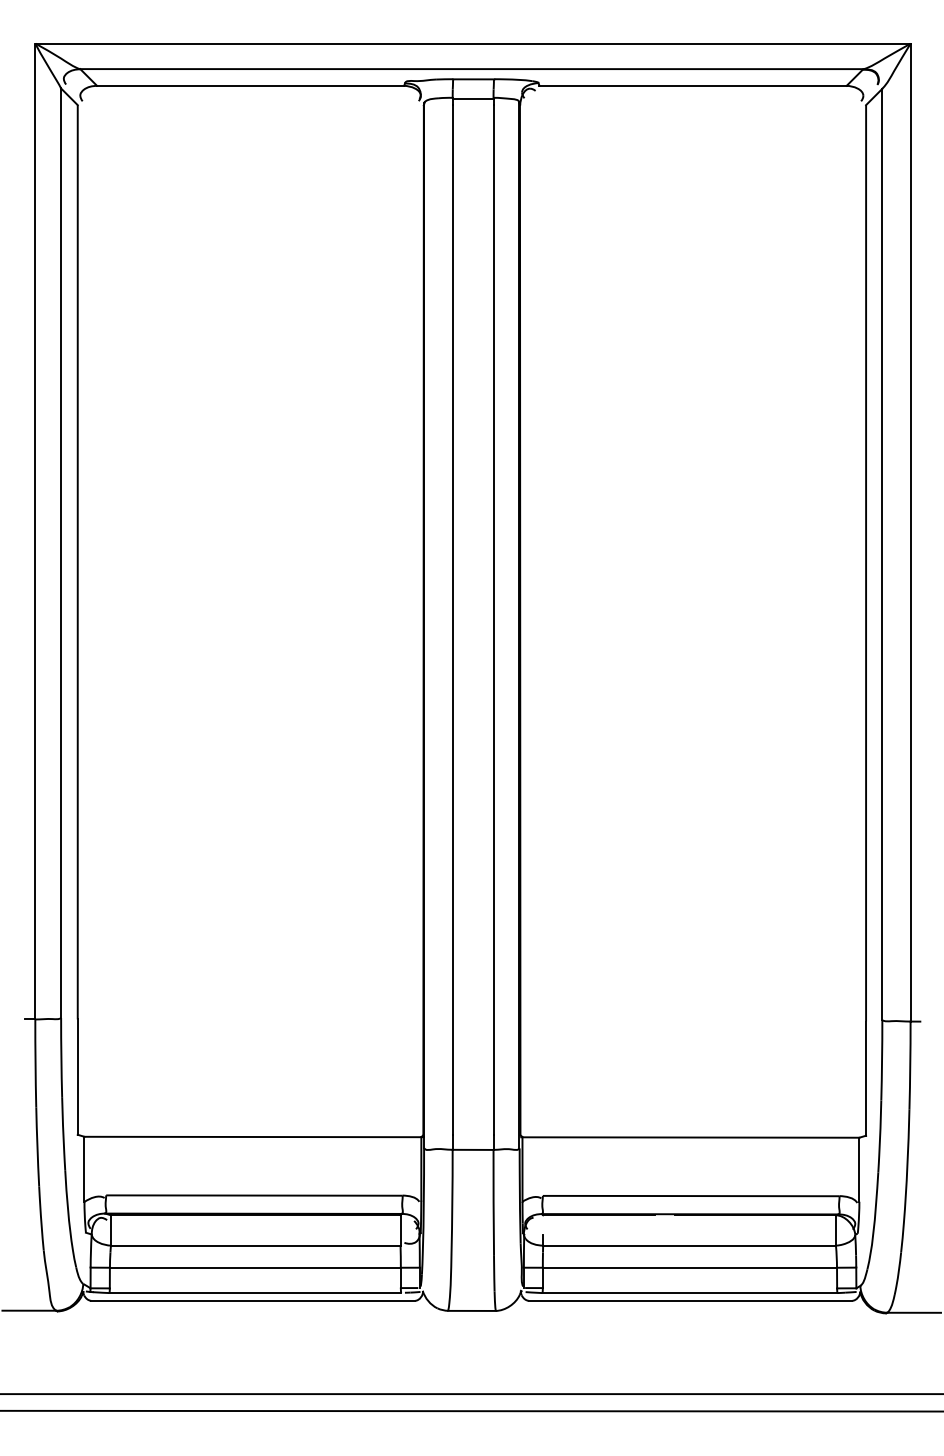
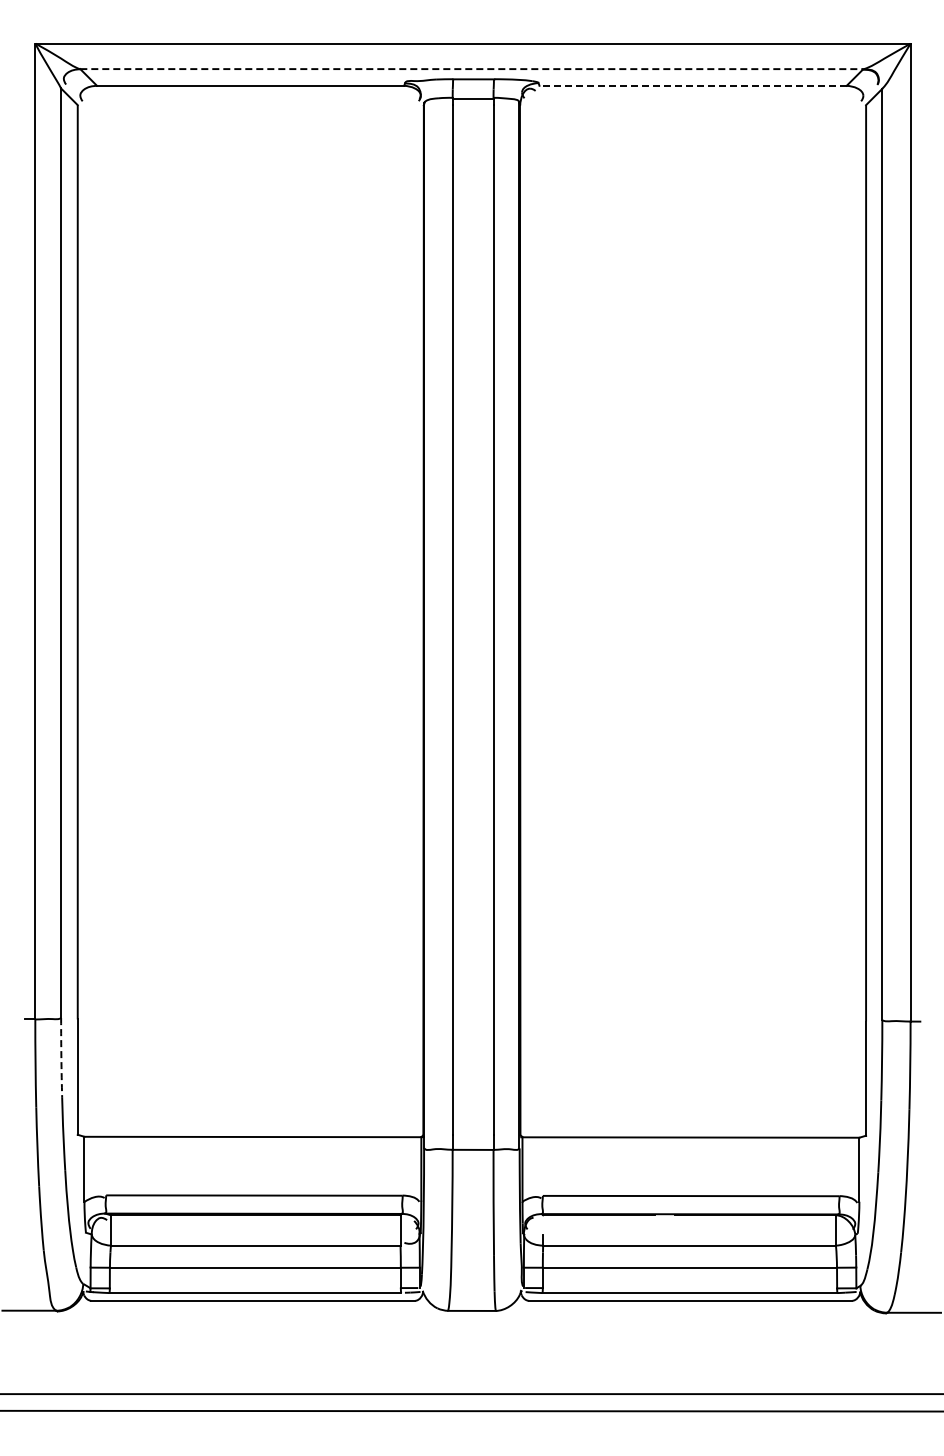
line: solid -> dashed (471, 69)
line: solid -> dashed (693, 85)
arc: solid -> dashed (61, 1058)
